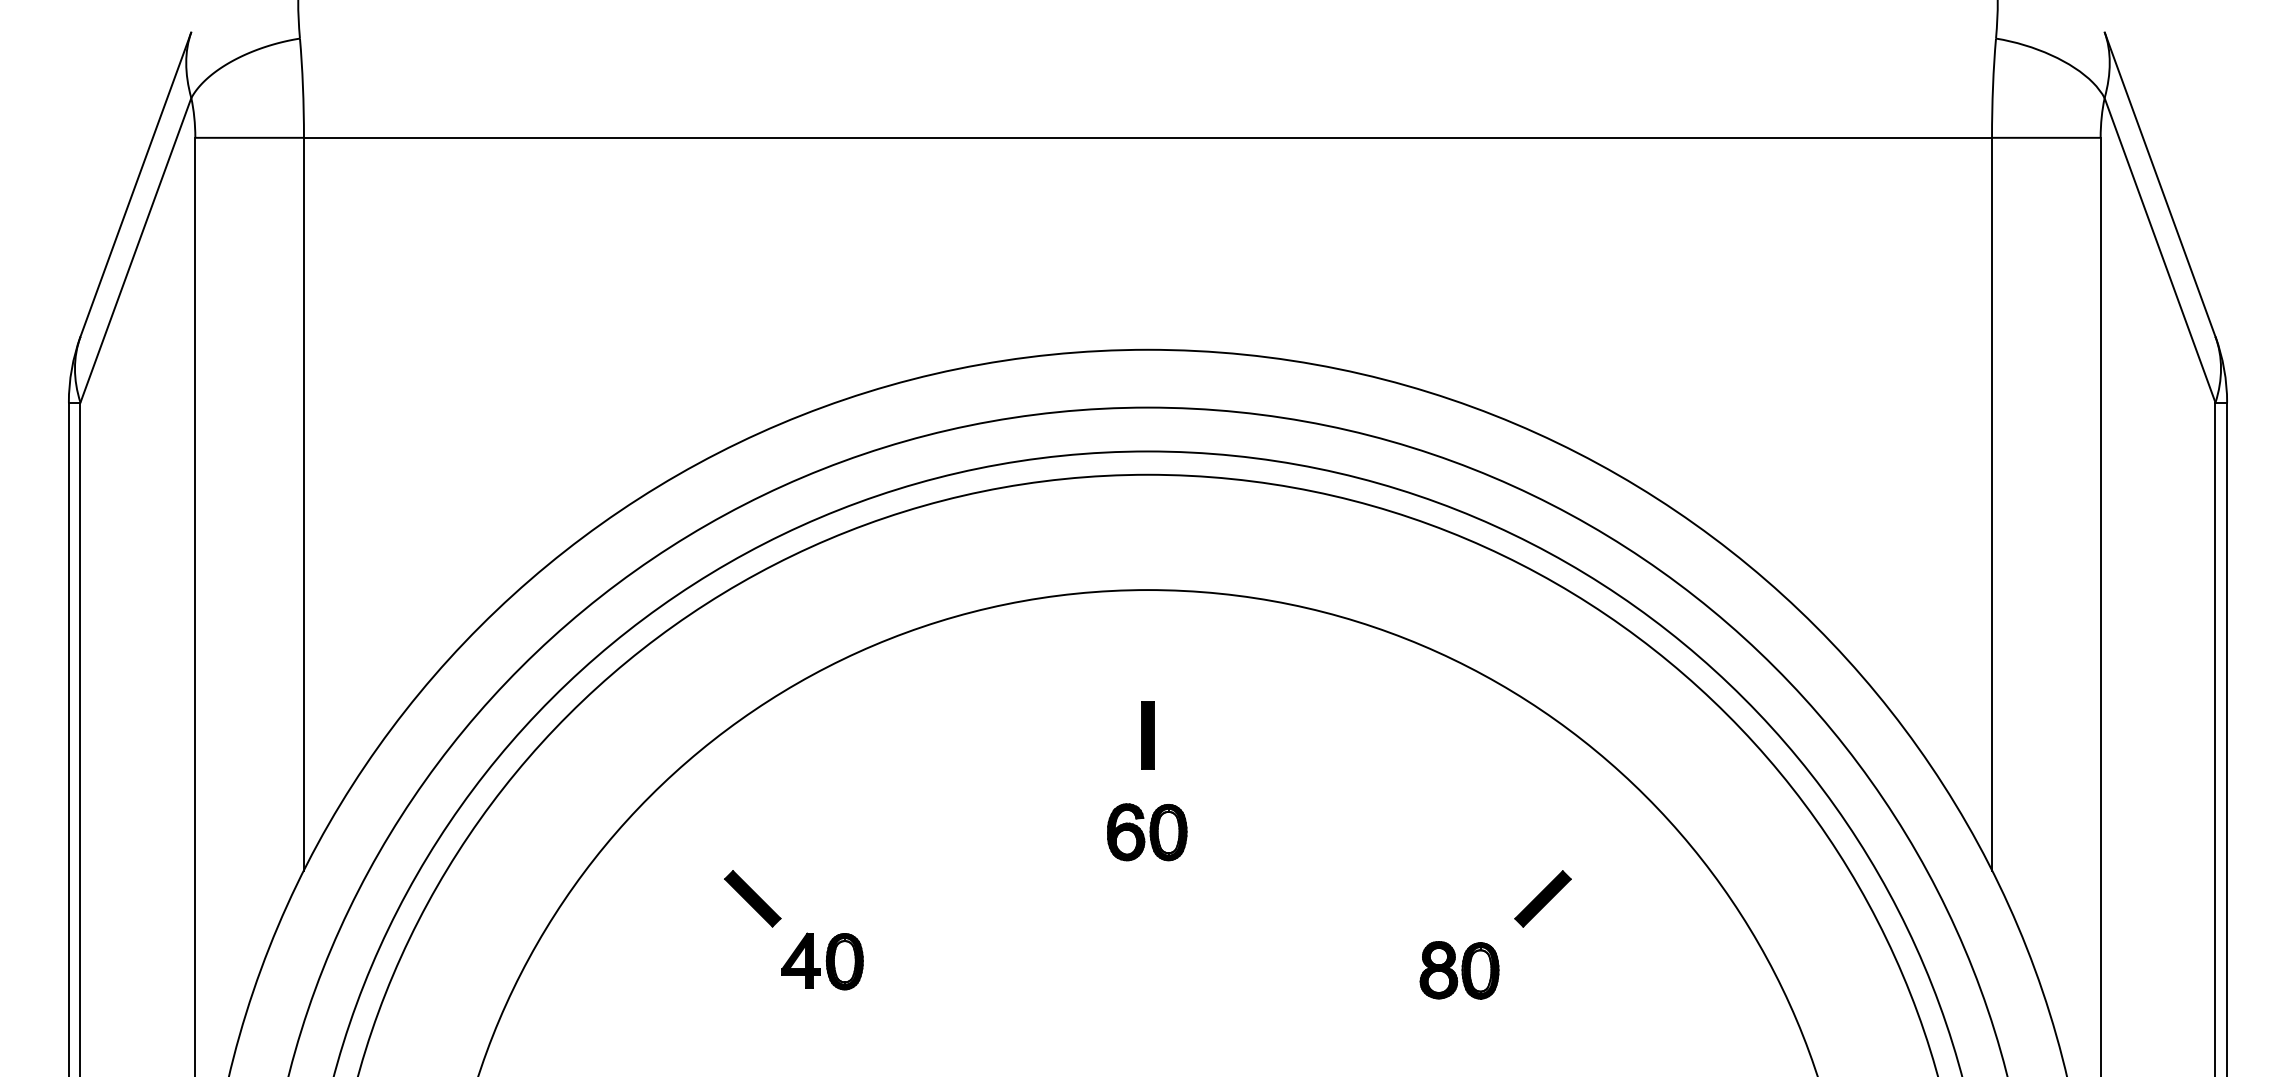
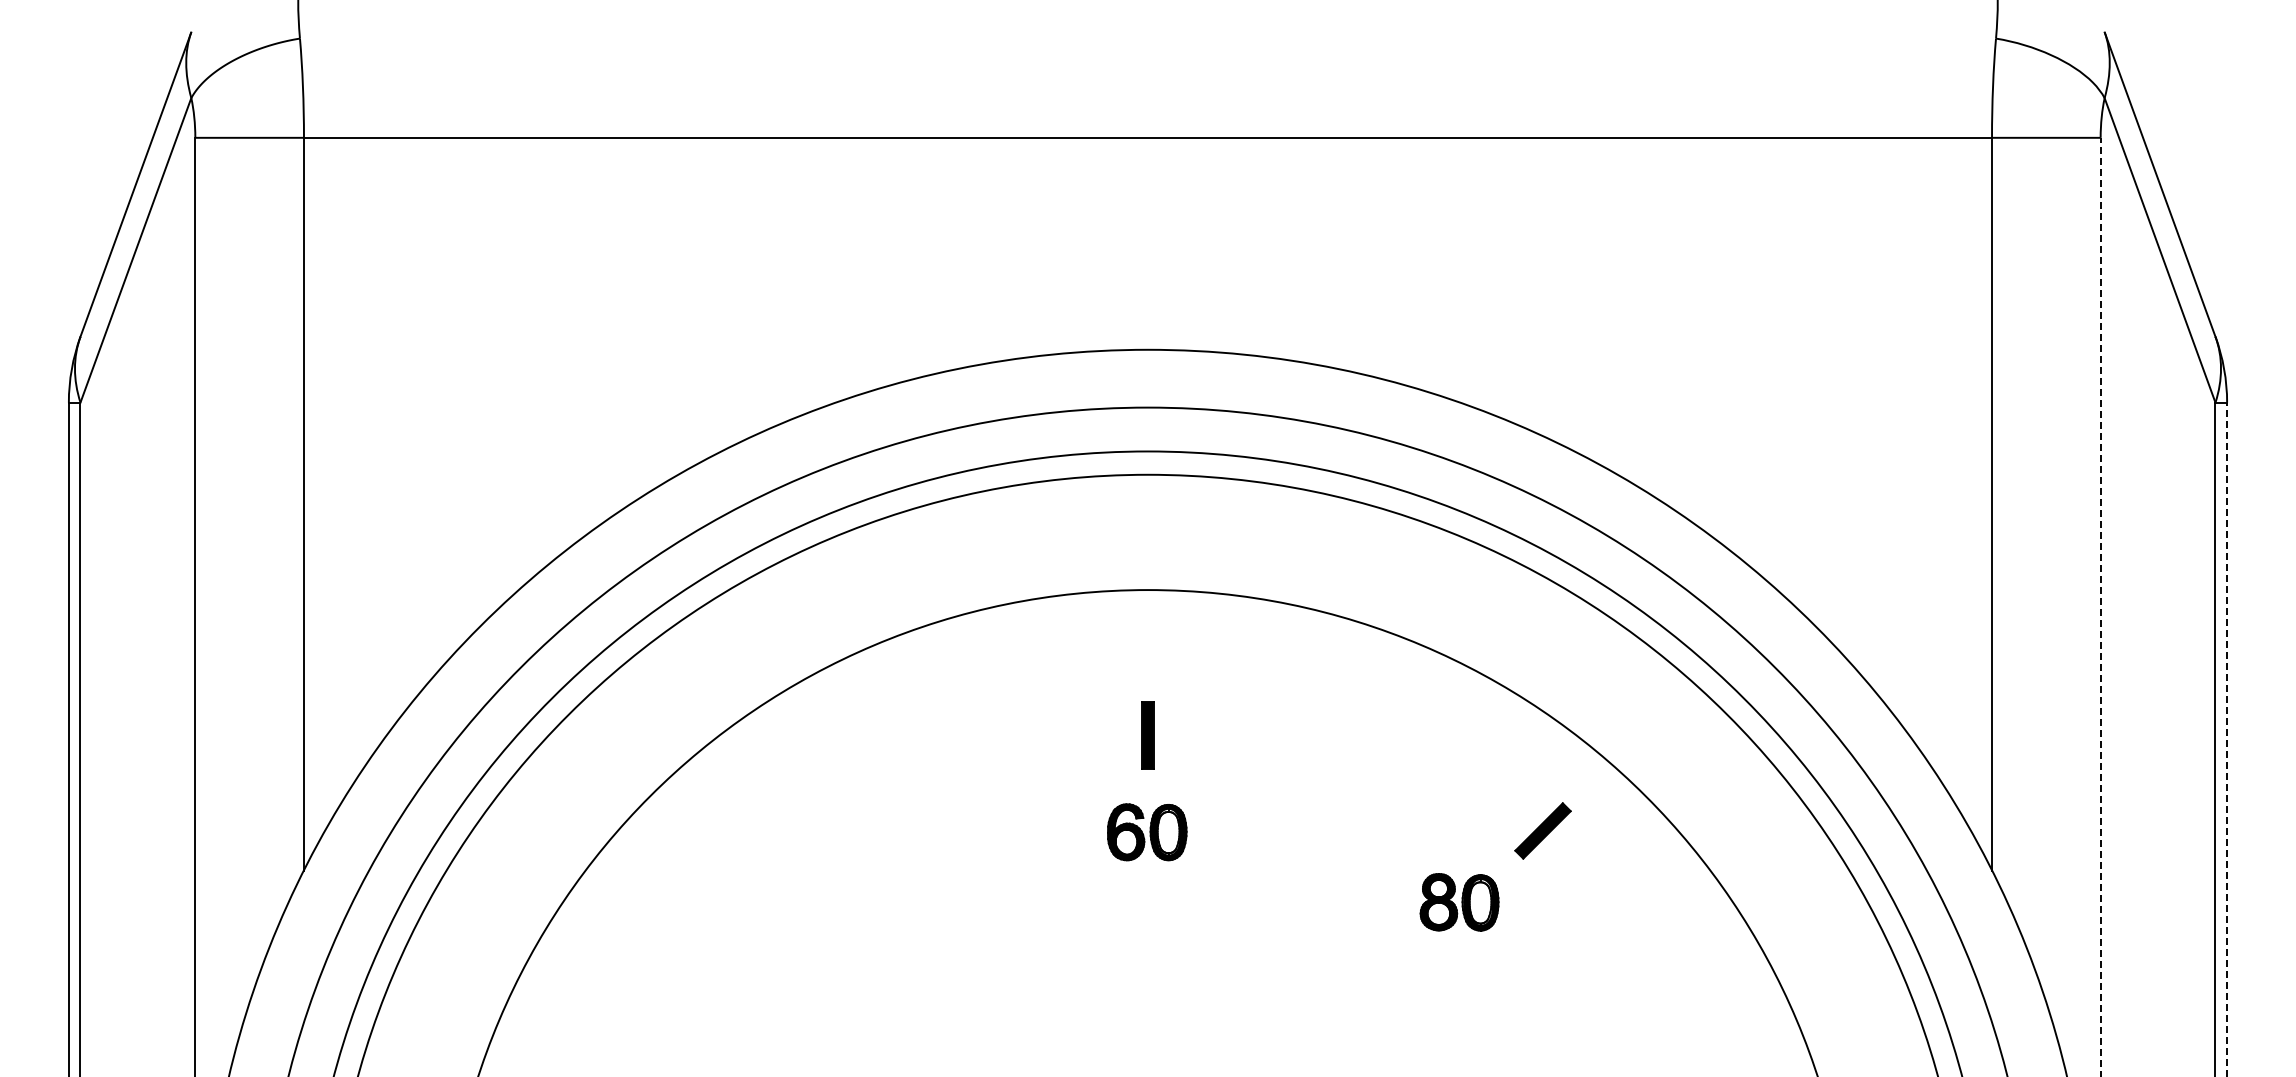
line: solid -> dashed (2100, 606)
line: solid -> dashed (2227, 739)
part: present -> none (802, 938)
part position: (1489, 944) -> (1489, 876) (1489, 876)
